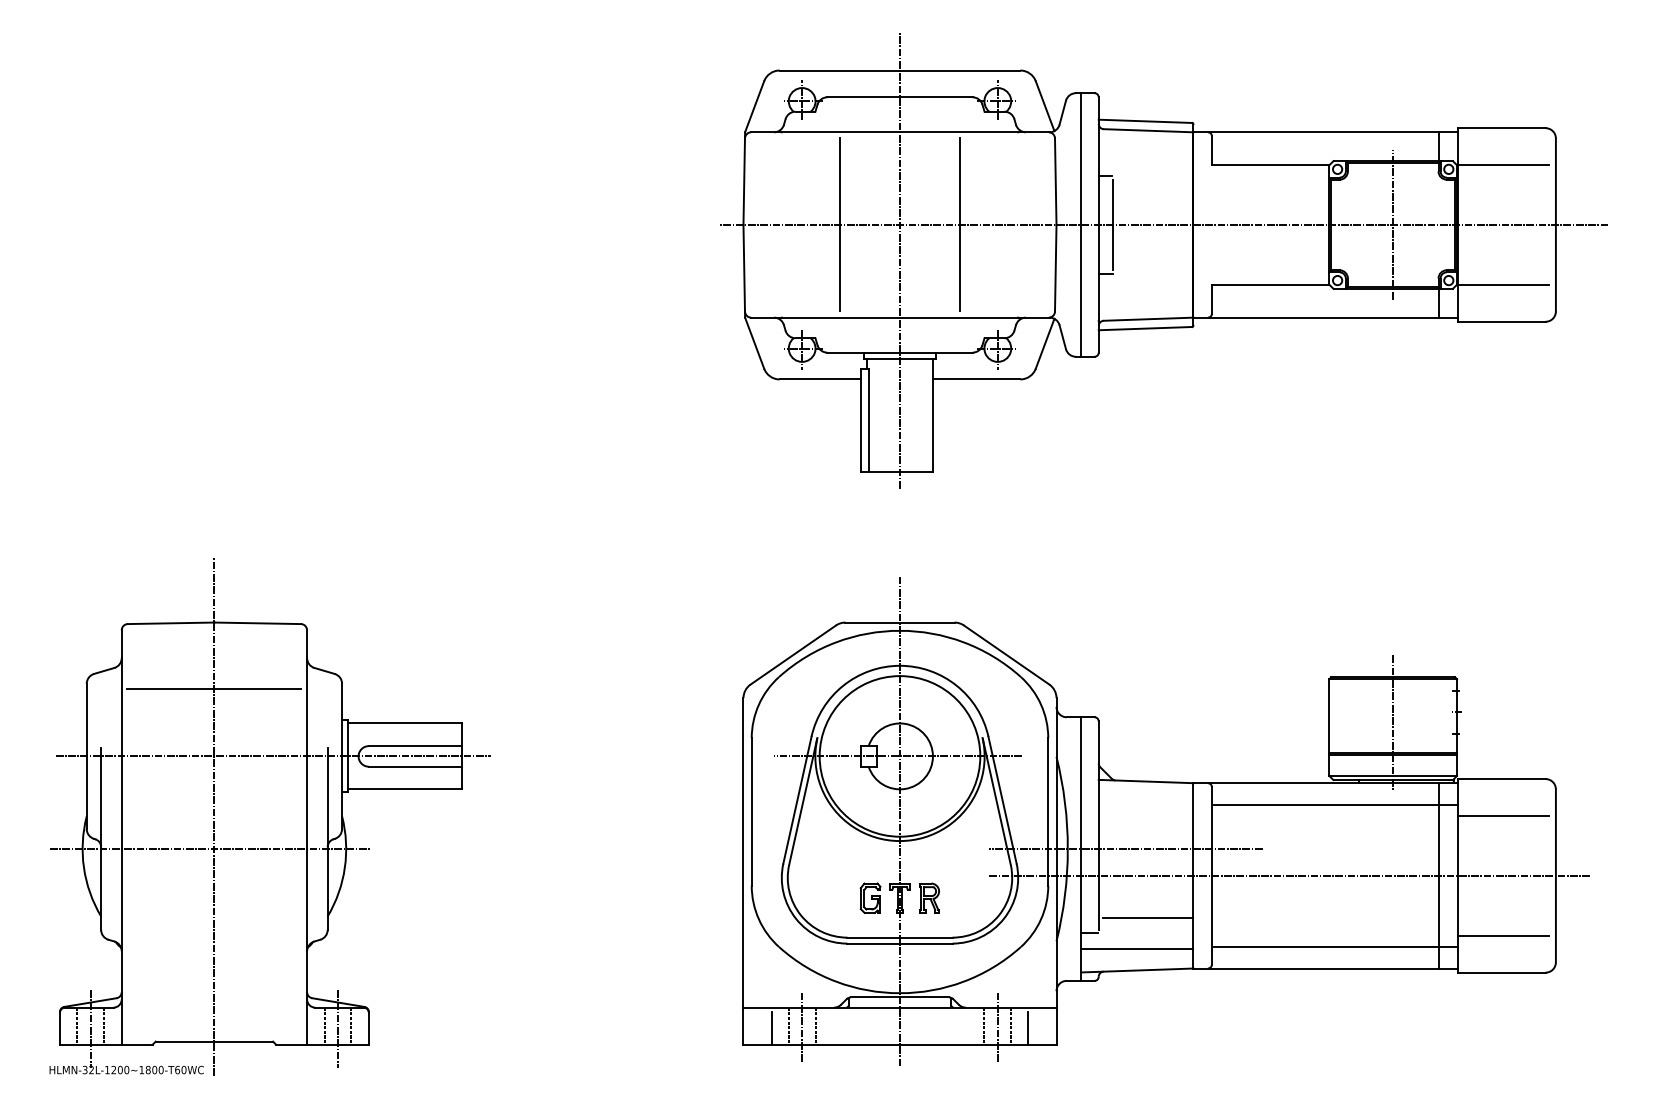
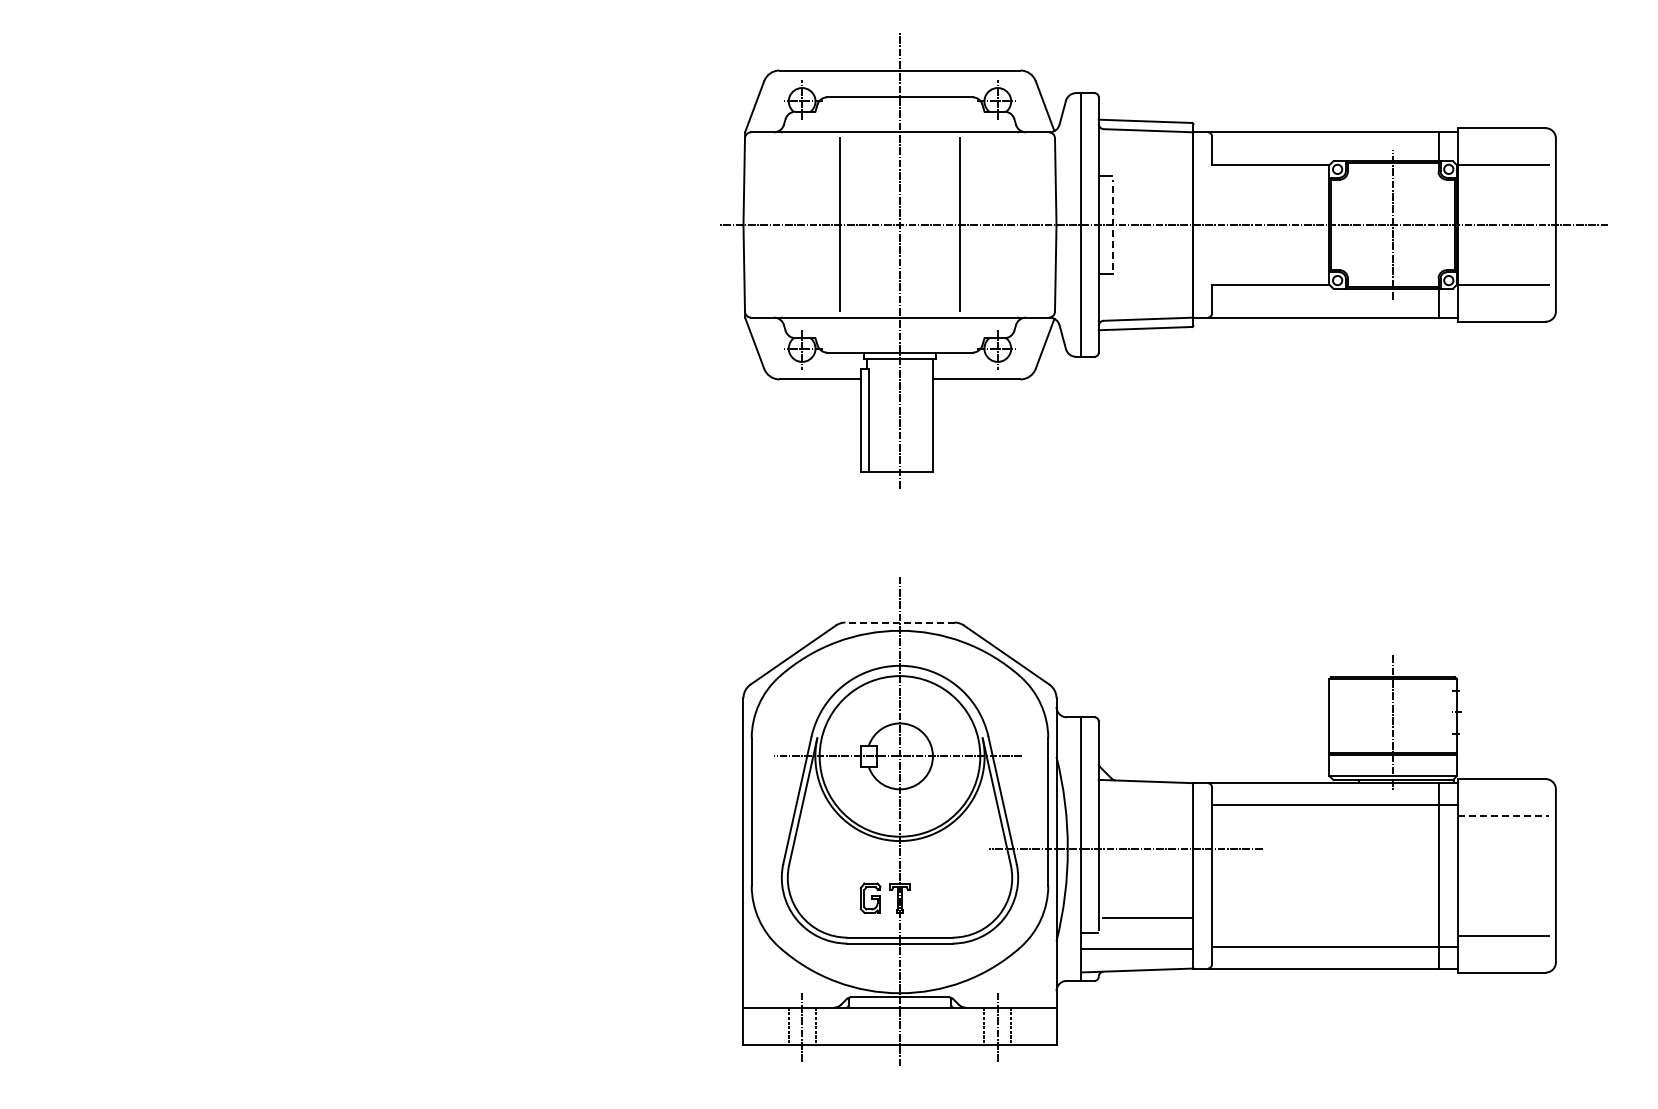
line: solid -> dashed (1113, 224)
line: solid -> dashed (900, 622)
part: present -> none (269, 816)
line: solid -> dashed (1503, 816)
line: present -> none (1289, 875)
part: present -> none (929, 897)
line: present -> none (772, 1027)
line: present -> none (1027, 1027)
